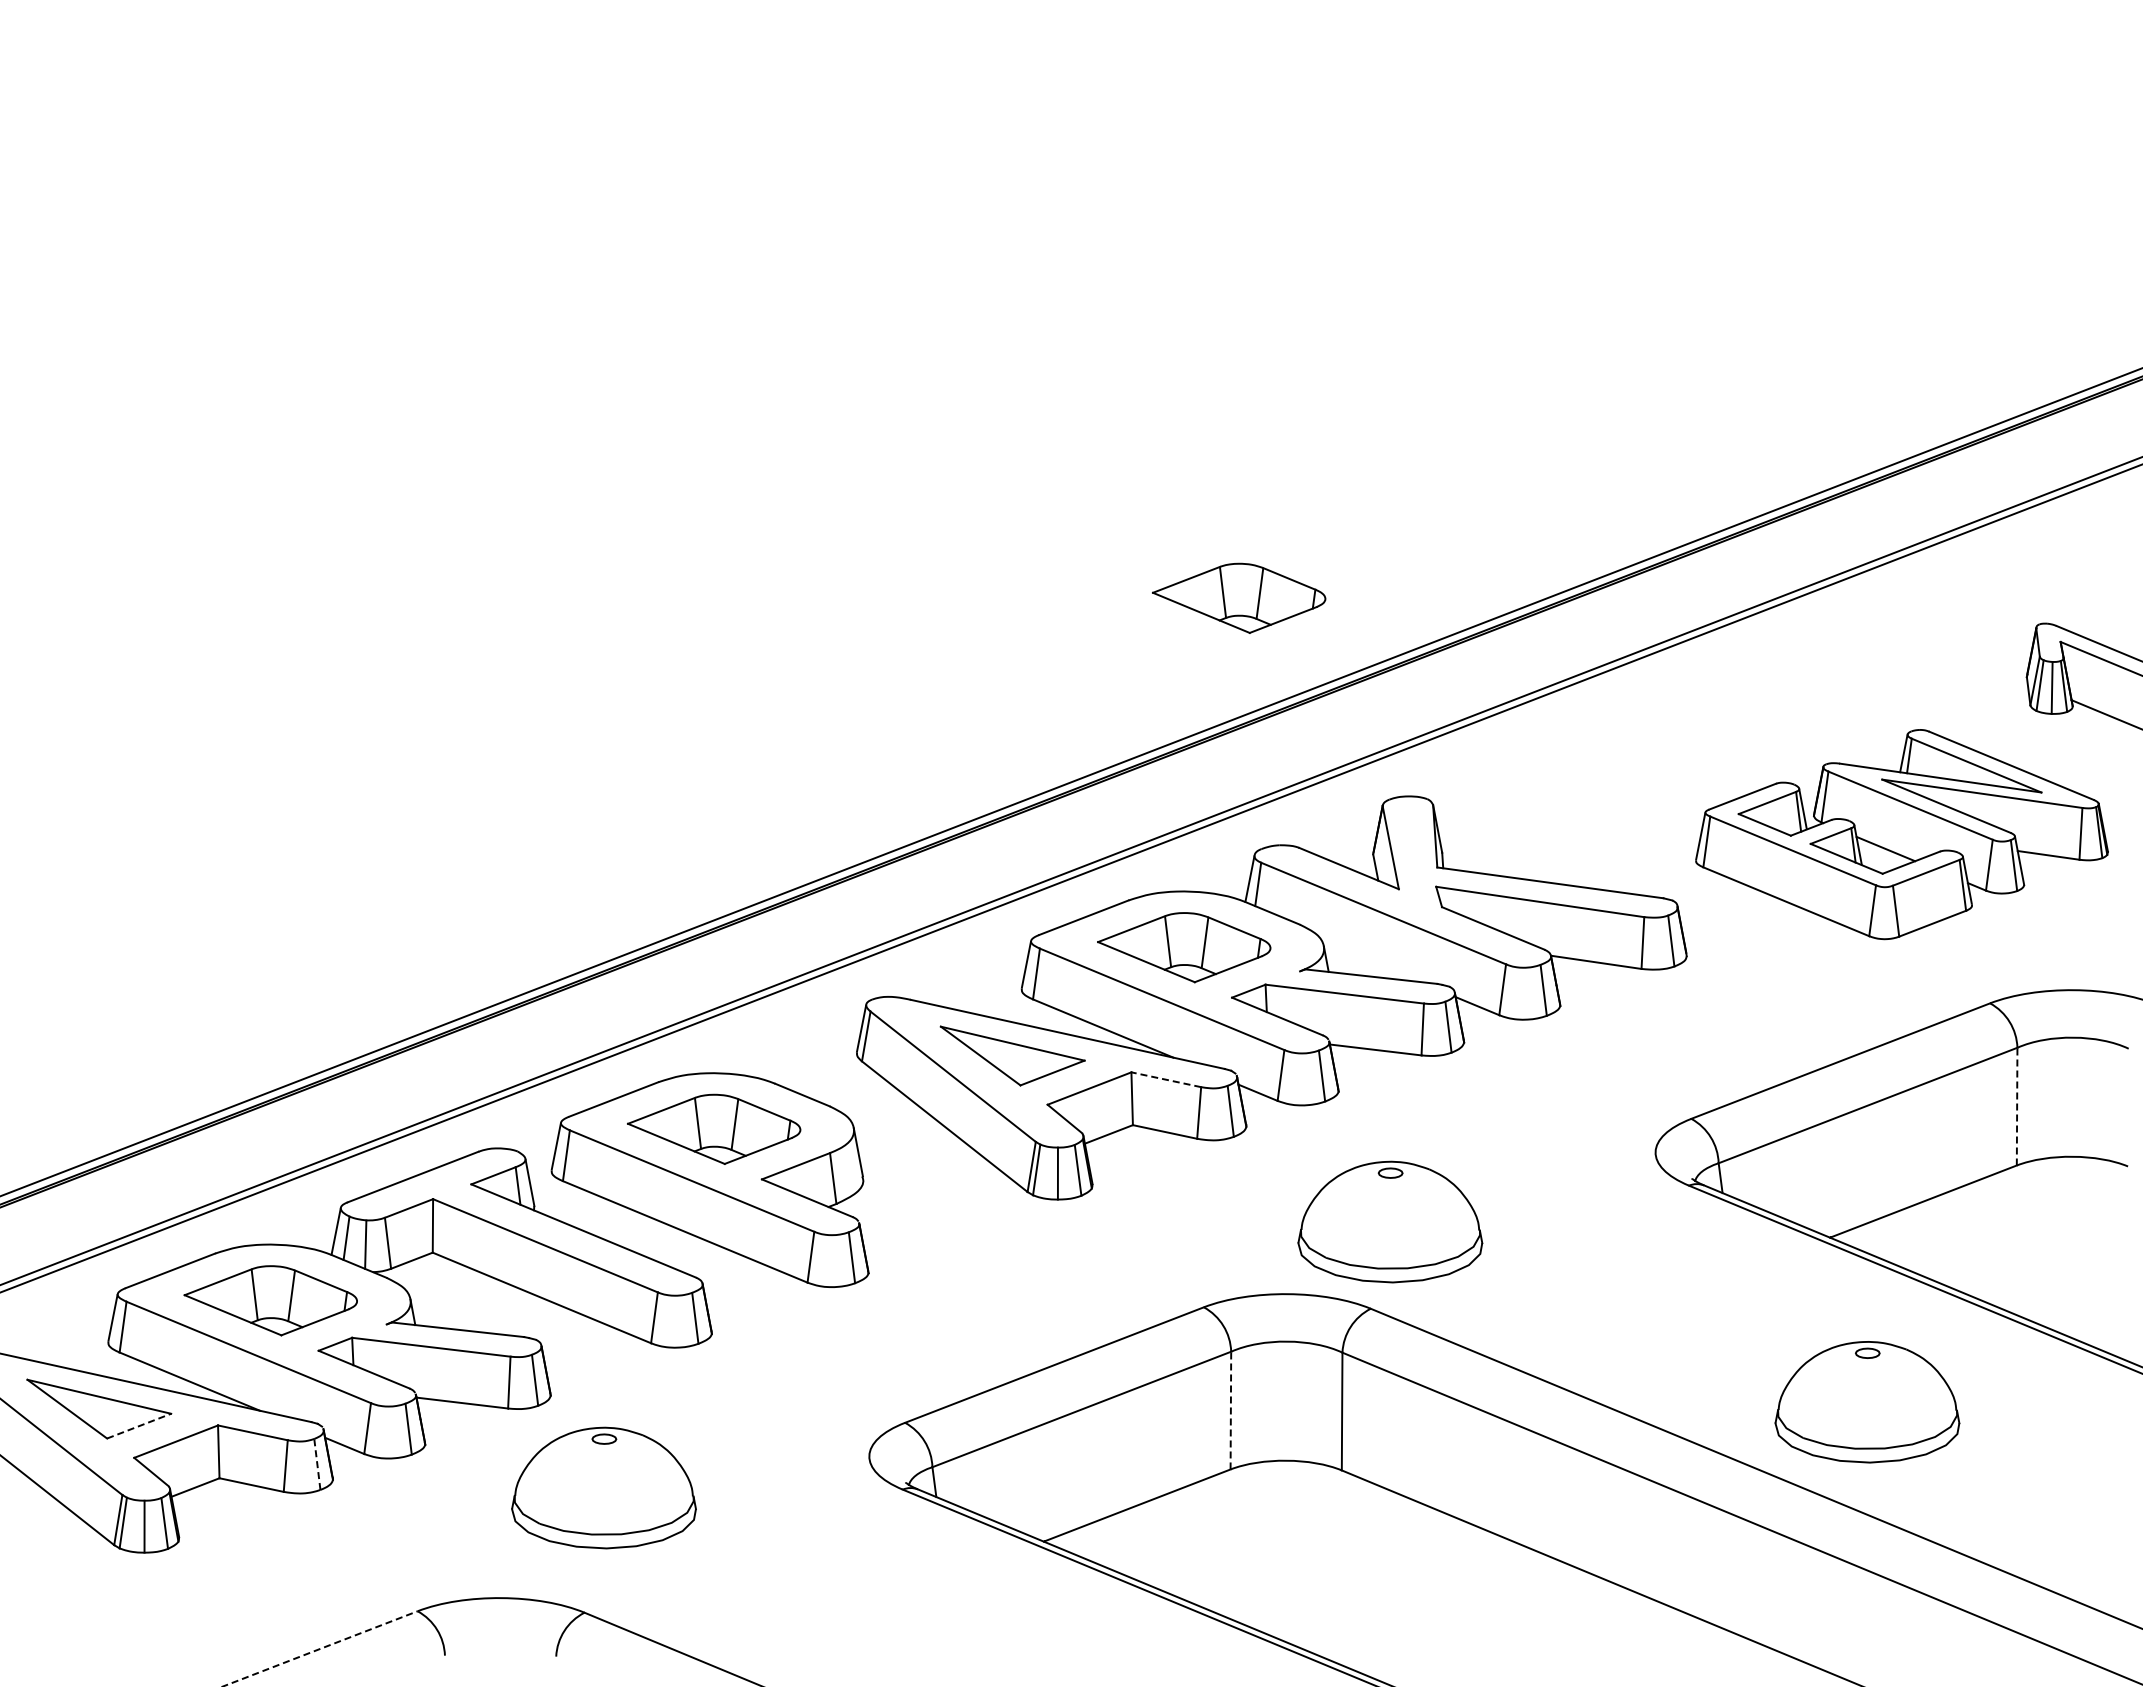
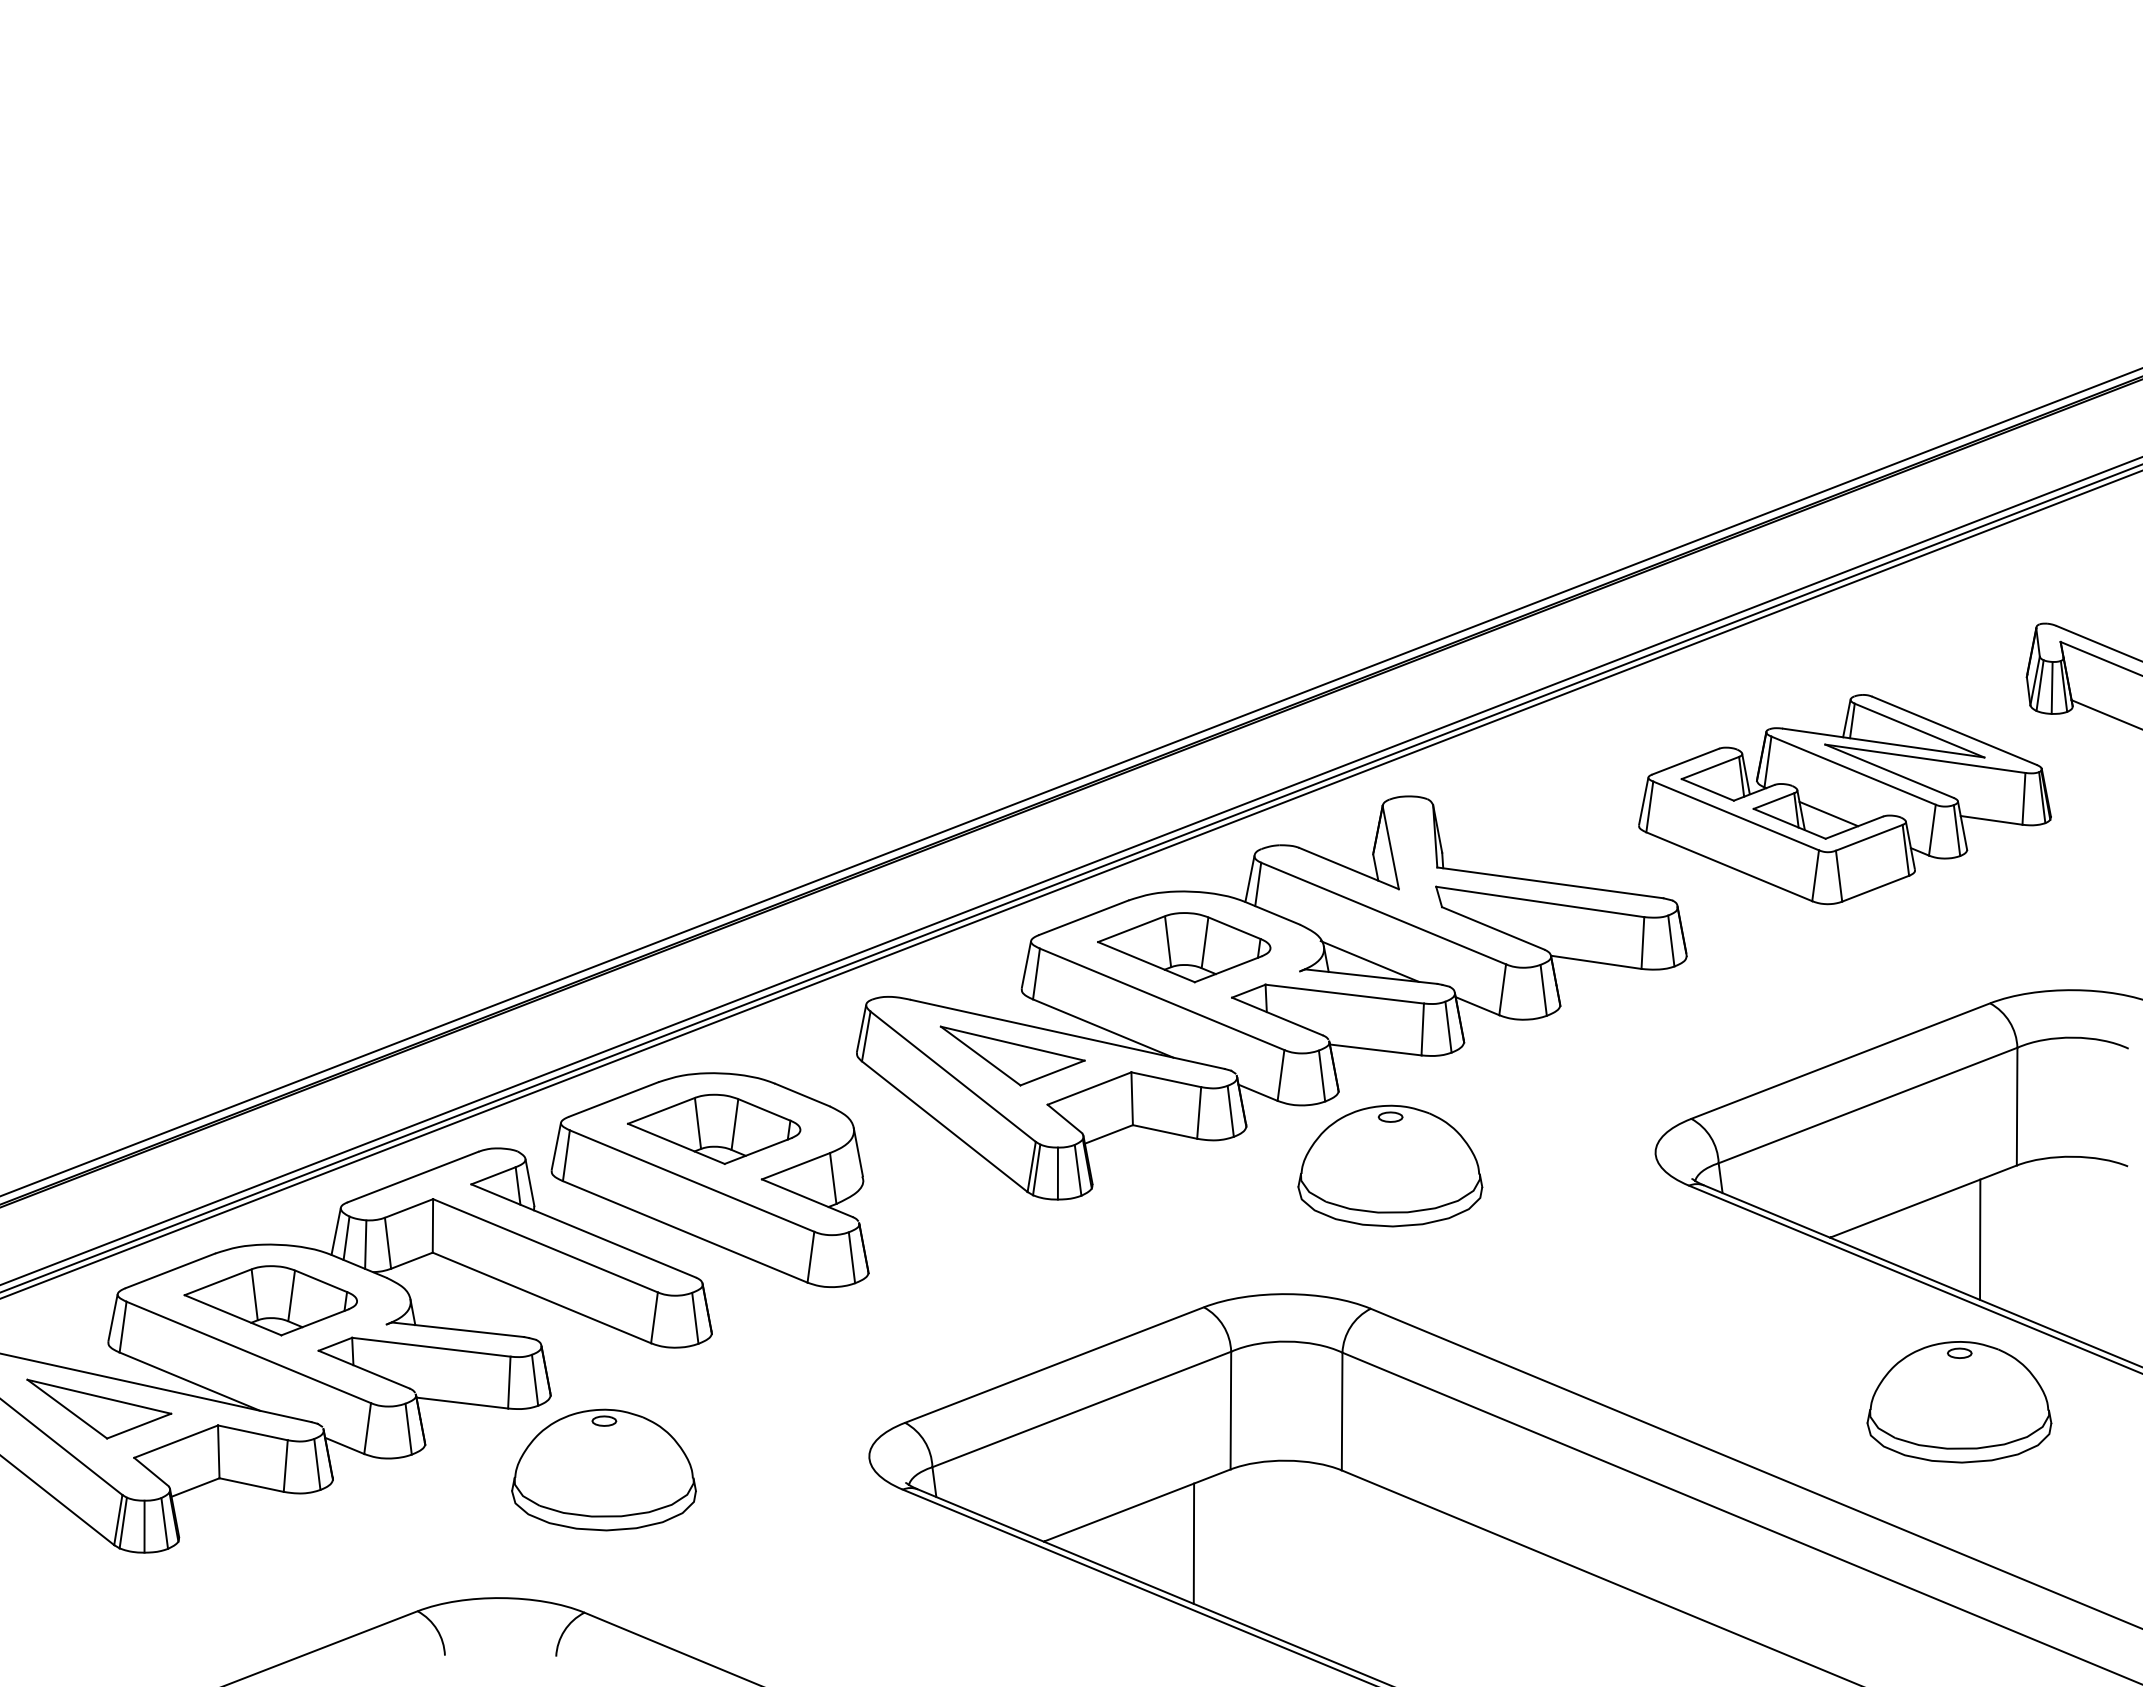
part: present -> none (1239, 597)
part position: (1901, 834) -> (1844, 799) (1844, 799)
line: none -> present (1070, 884)
line: none -> present (1369, 961)
line: dashed -> solid (1166, 1079)
line: dashed -> solid (2017, 1106)
part position: (1390, 1221) -> (1390, 1165) (1390, 1165)
line: none -> present (1980, 1239)
part position: (1867, 1402) -> (1959, 1402) (1959, 1402)
line: dashed -> solid (1230, 1410)
line: dashed -> solid (139, 1425)
line: dashed -> solid (317, 1464)
part position: (603, 1487) -> (603, 1469) (603, 1469)
line: none -> present (1193, 1543)
line: dashed -> solid (319, 1649)
